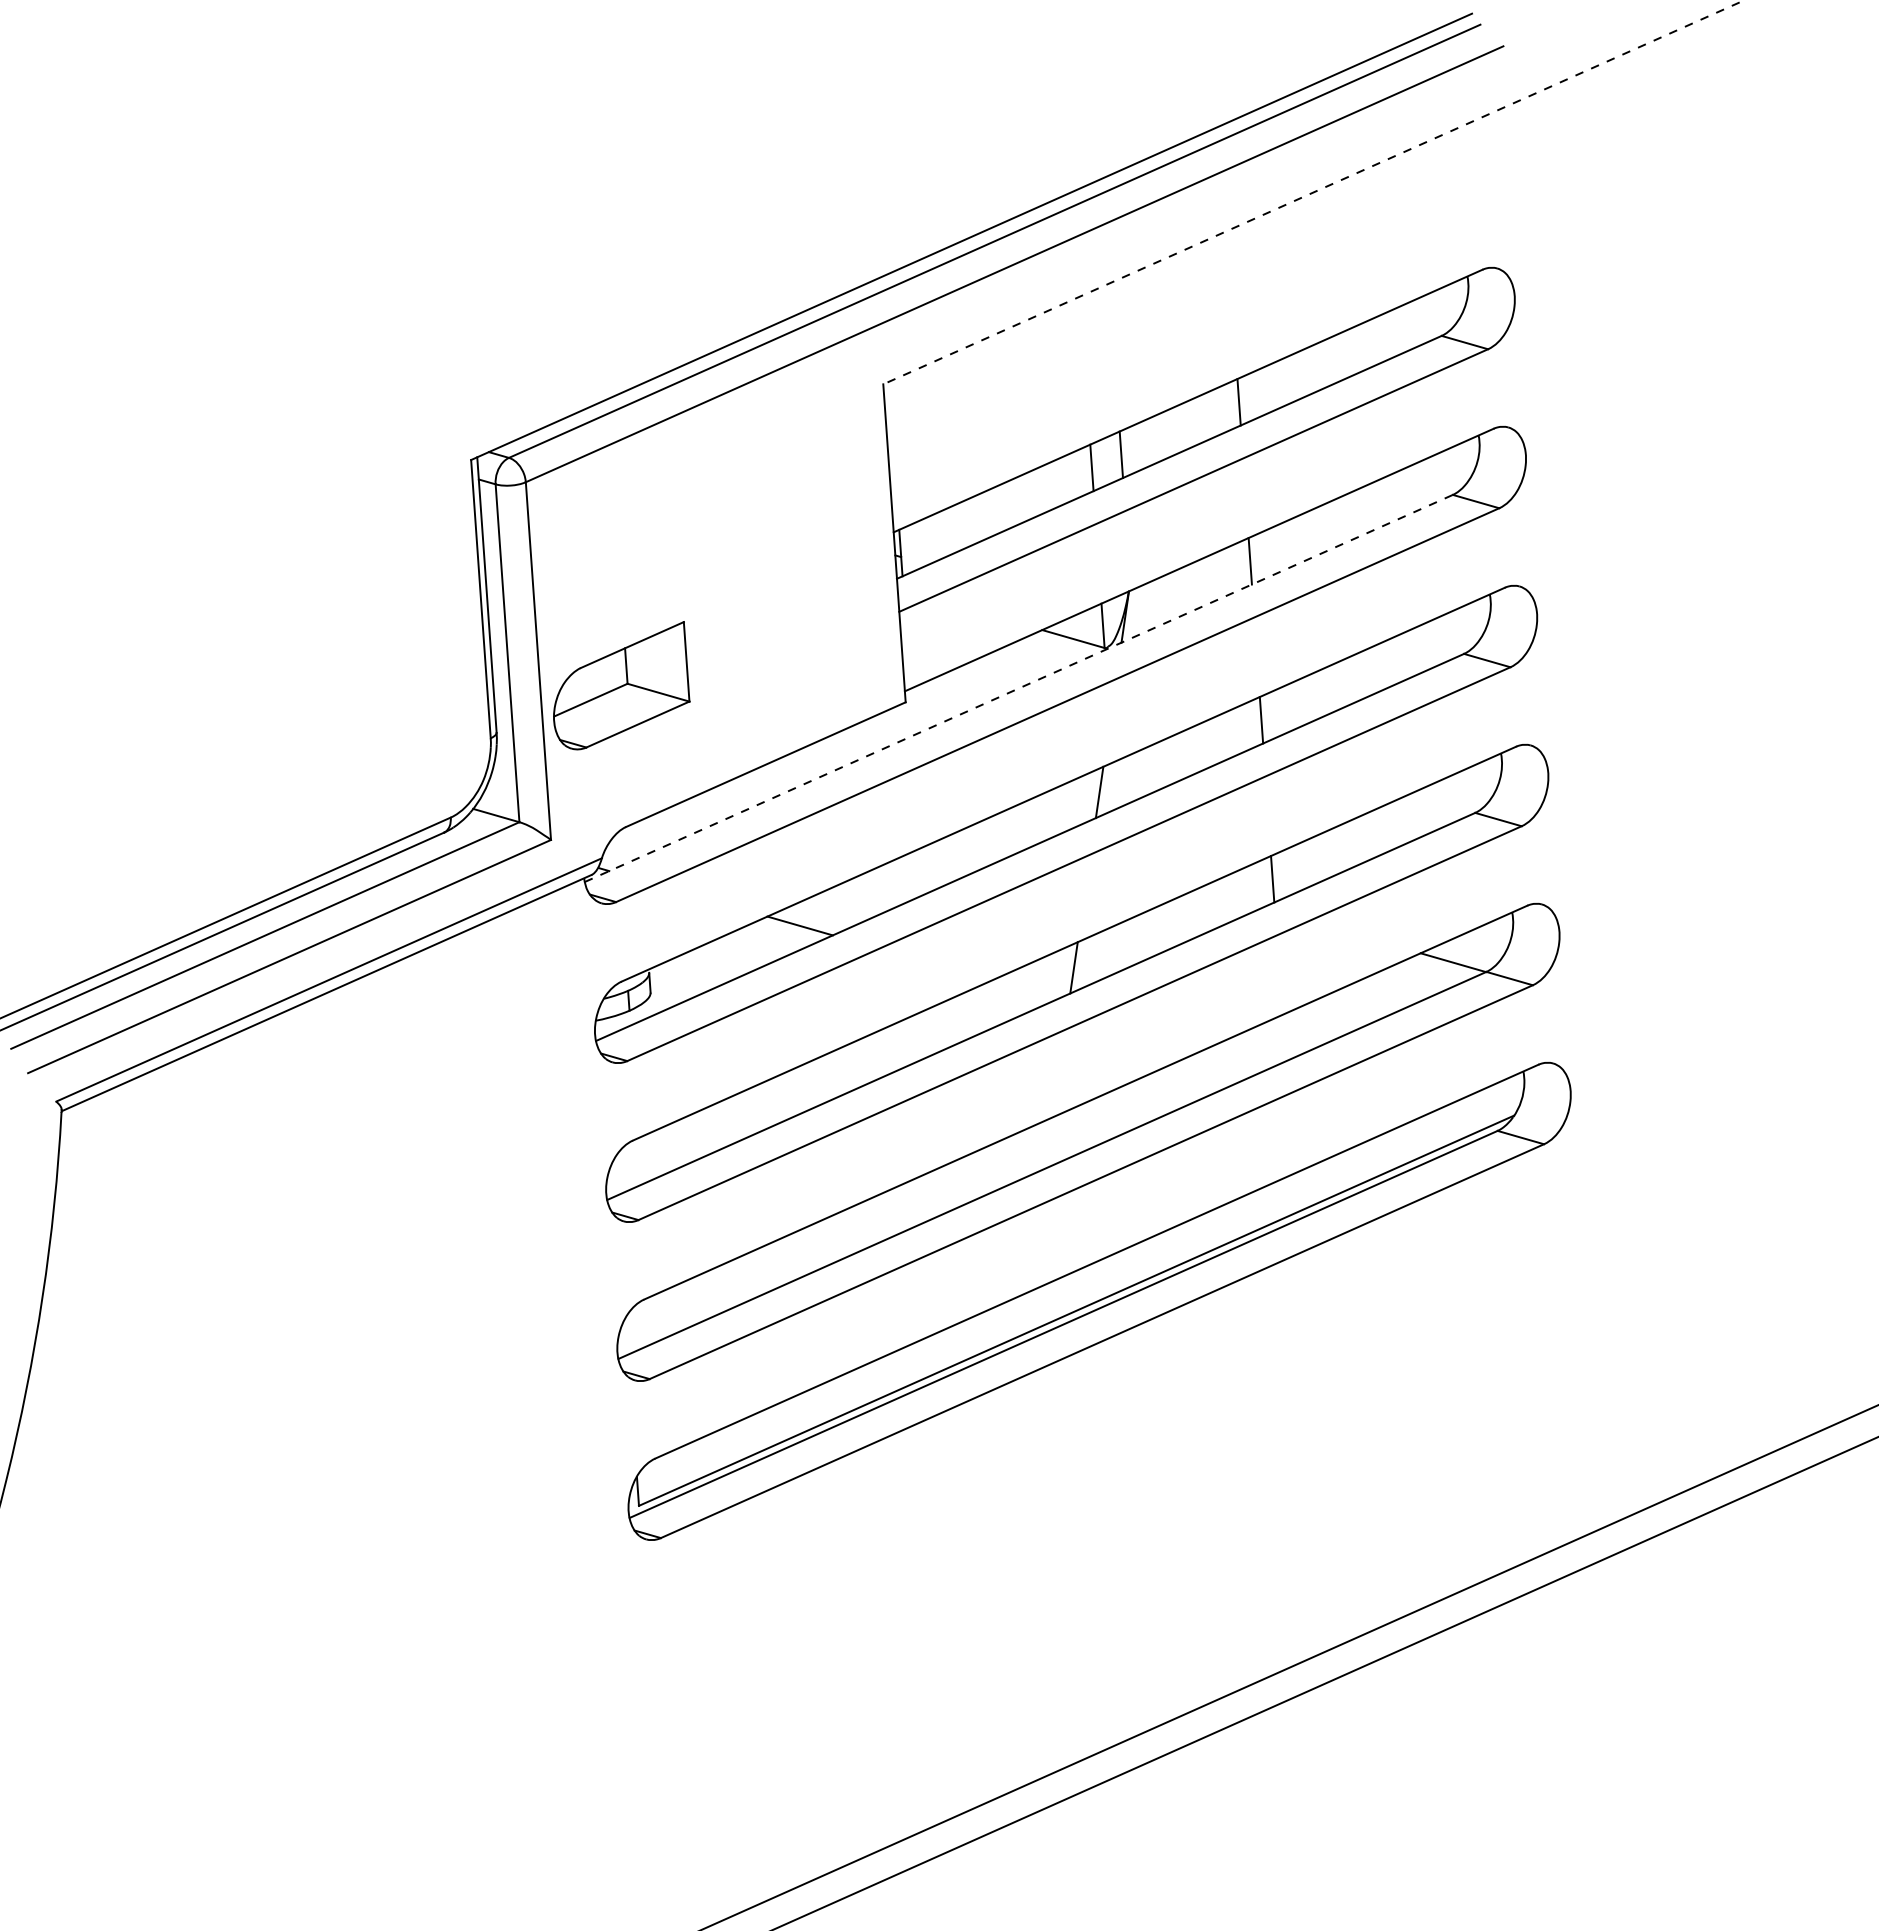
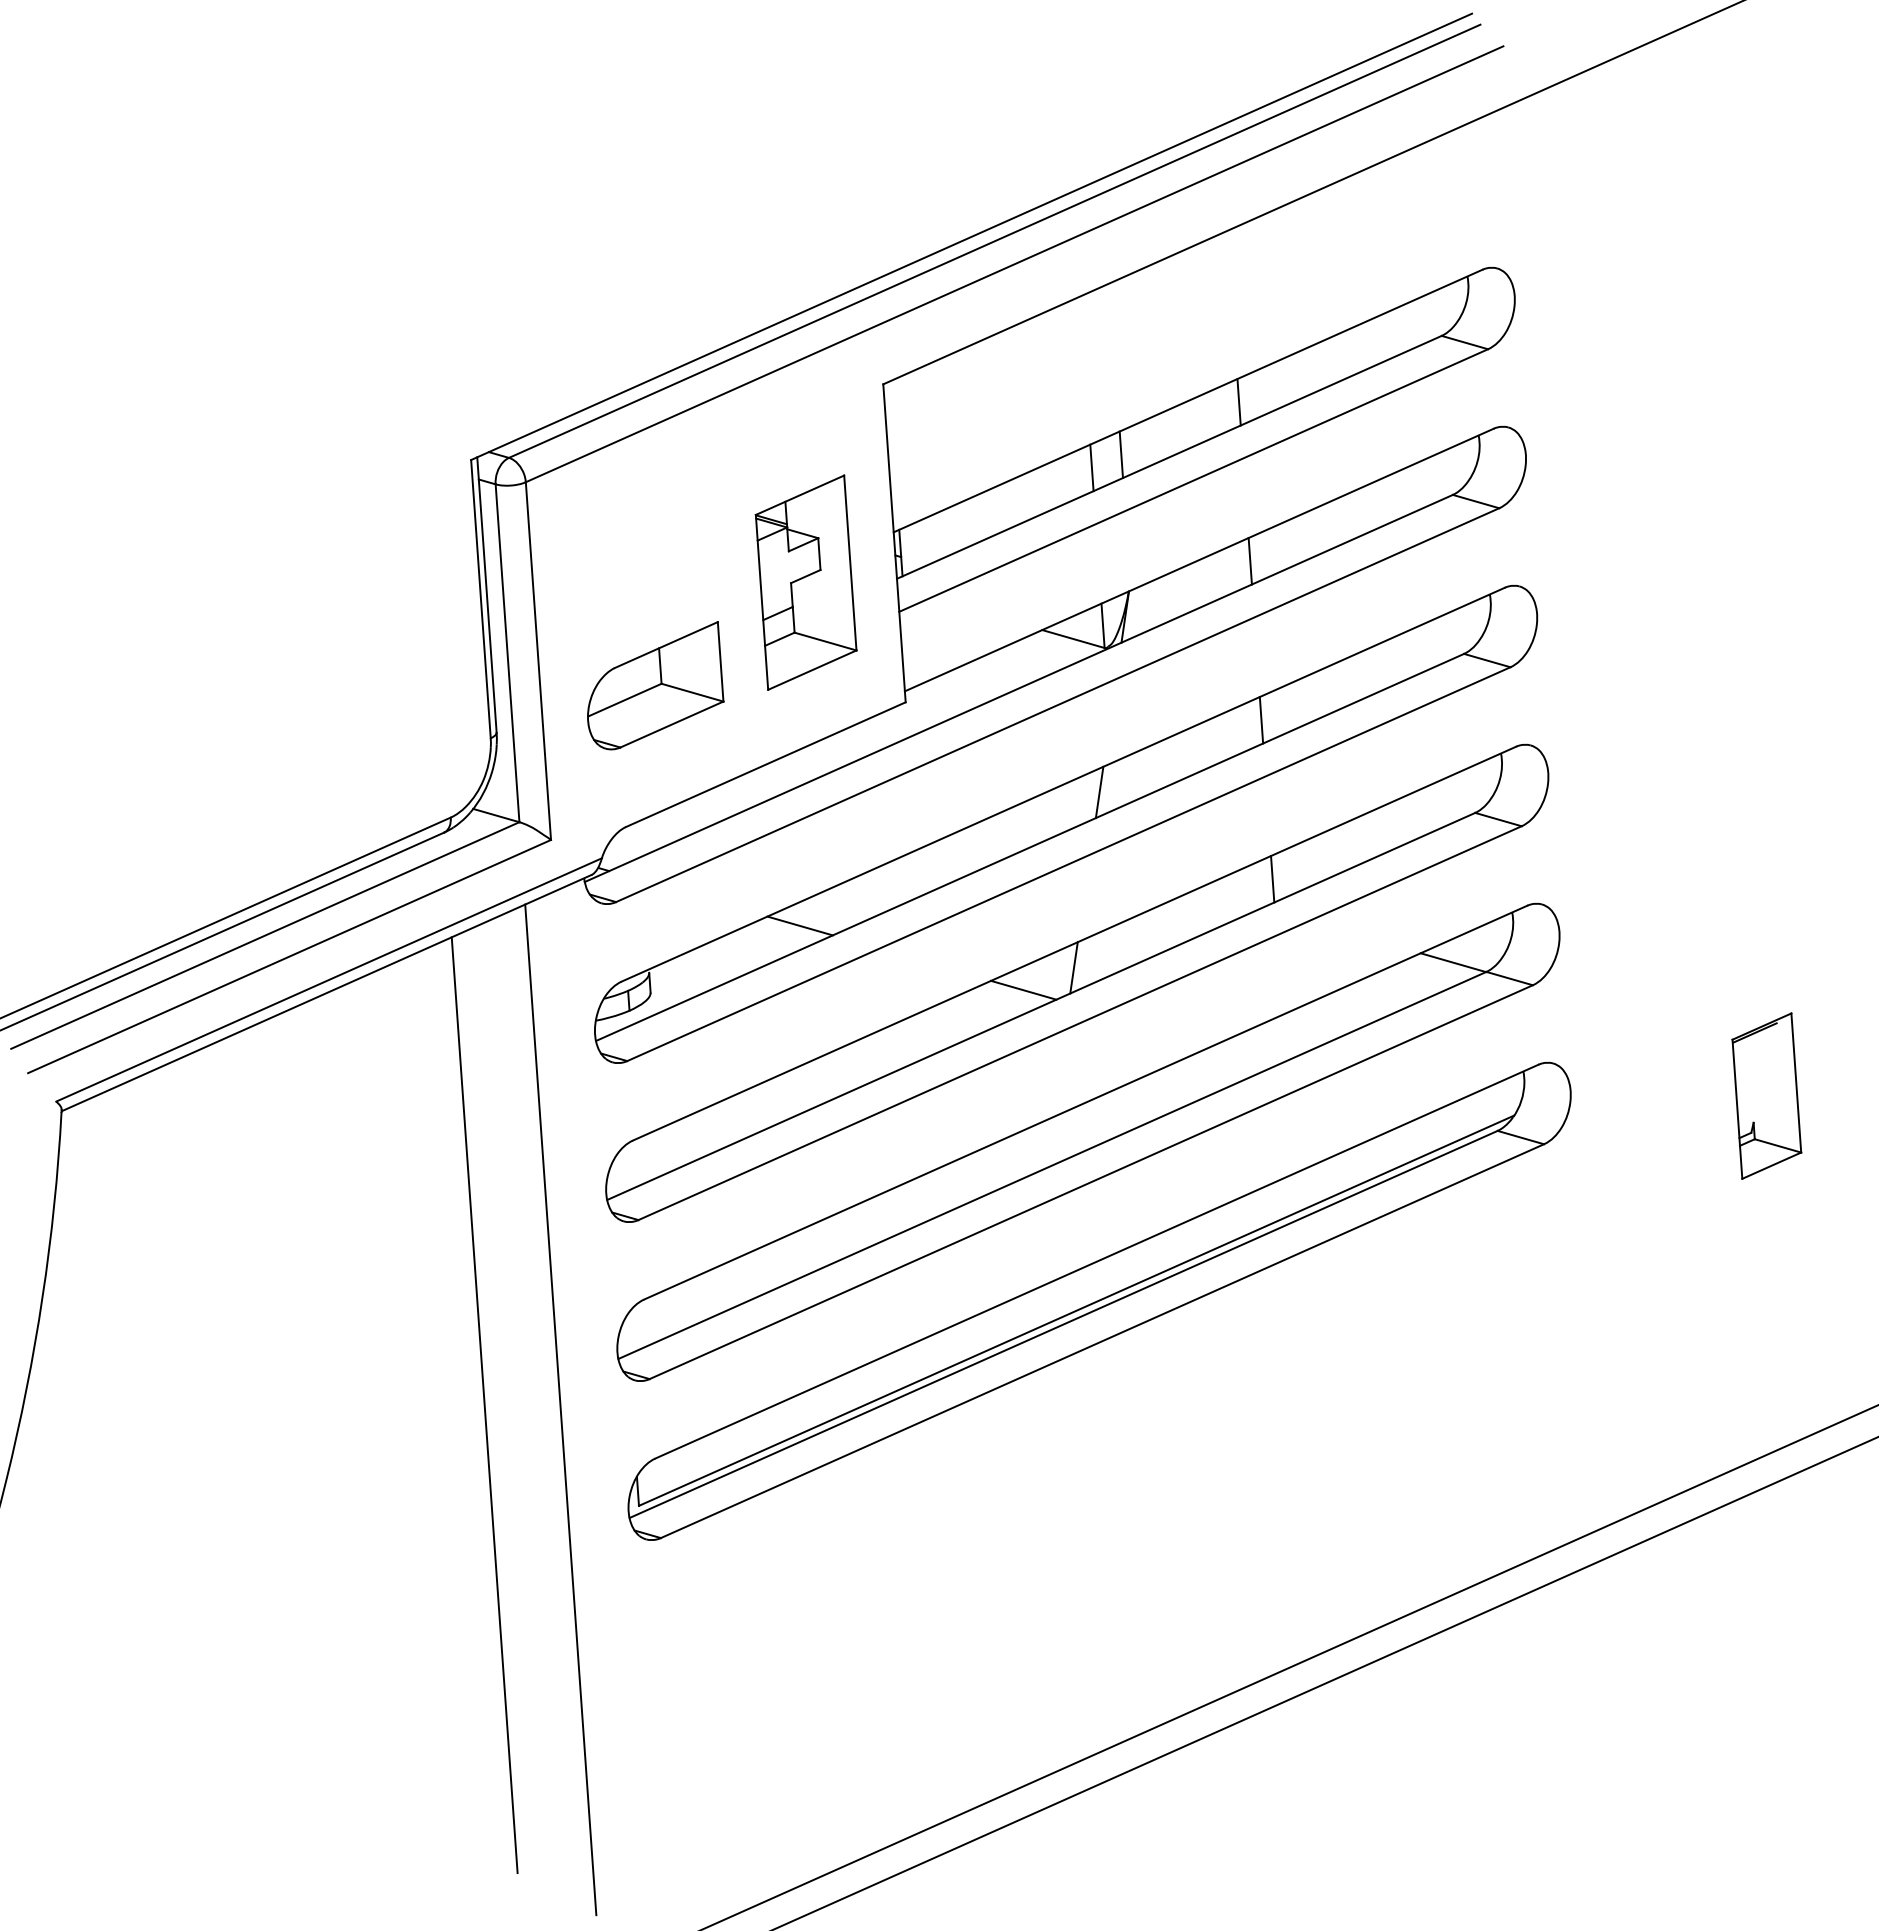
line: dashed -> solid (1313, 192)
part: none -> present (805, 582)
part position: (621, 685) -> (655, 685) (655, 685)
line: dashed -> solid (1019, 688)
line: none -> present (1023, 989)
part: none -> present (1766, 1095)
line: none -> present (484, 1405)
line: none -> present (560, 1409)
